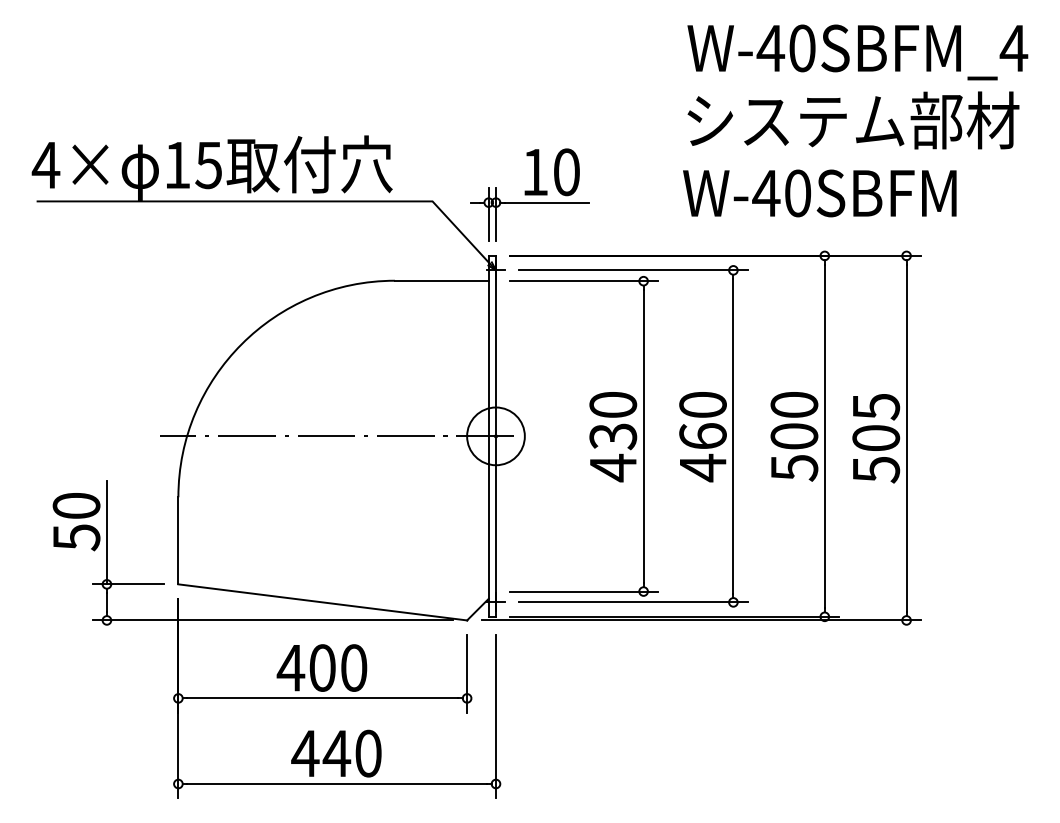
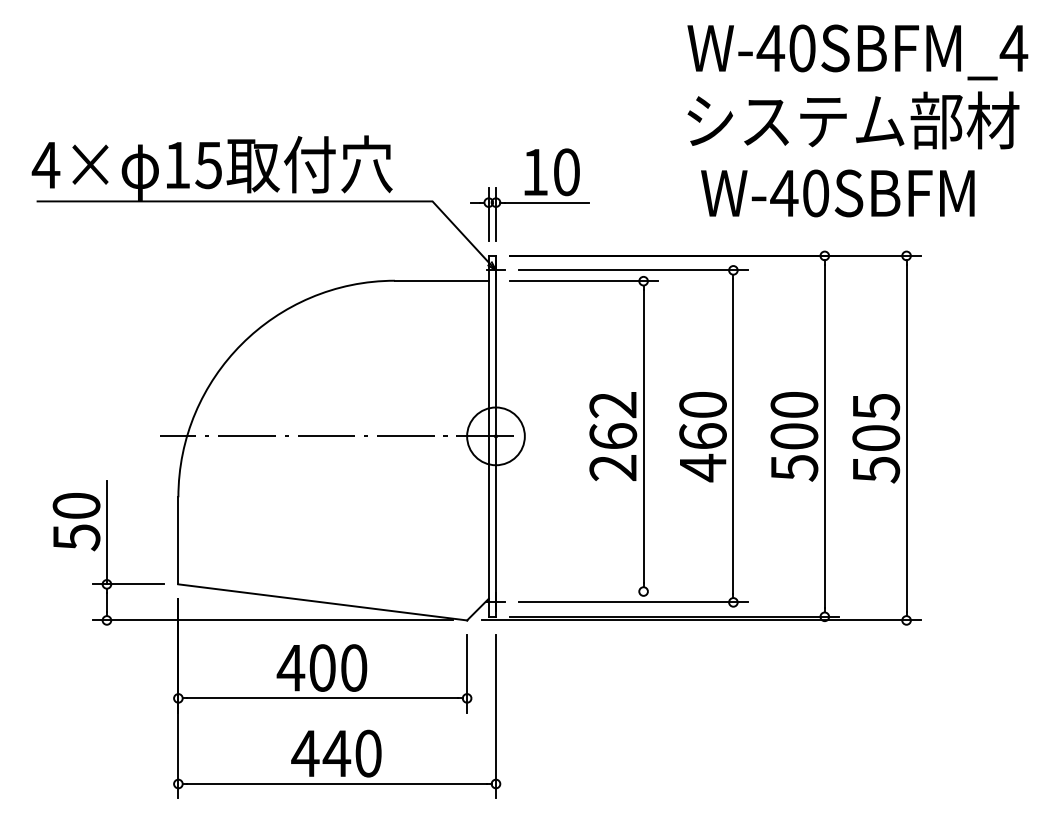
text position: (819, 193) -> (837, 193) (837, 193)
text: 430 -> 262 (613, 437)
line: present -> none (584, 591)
